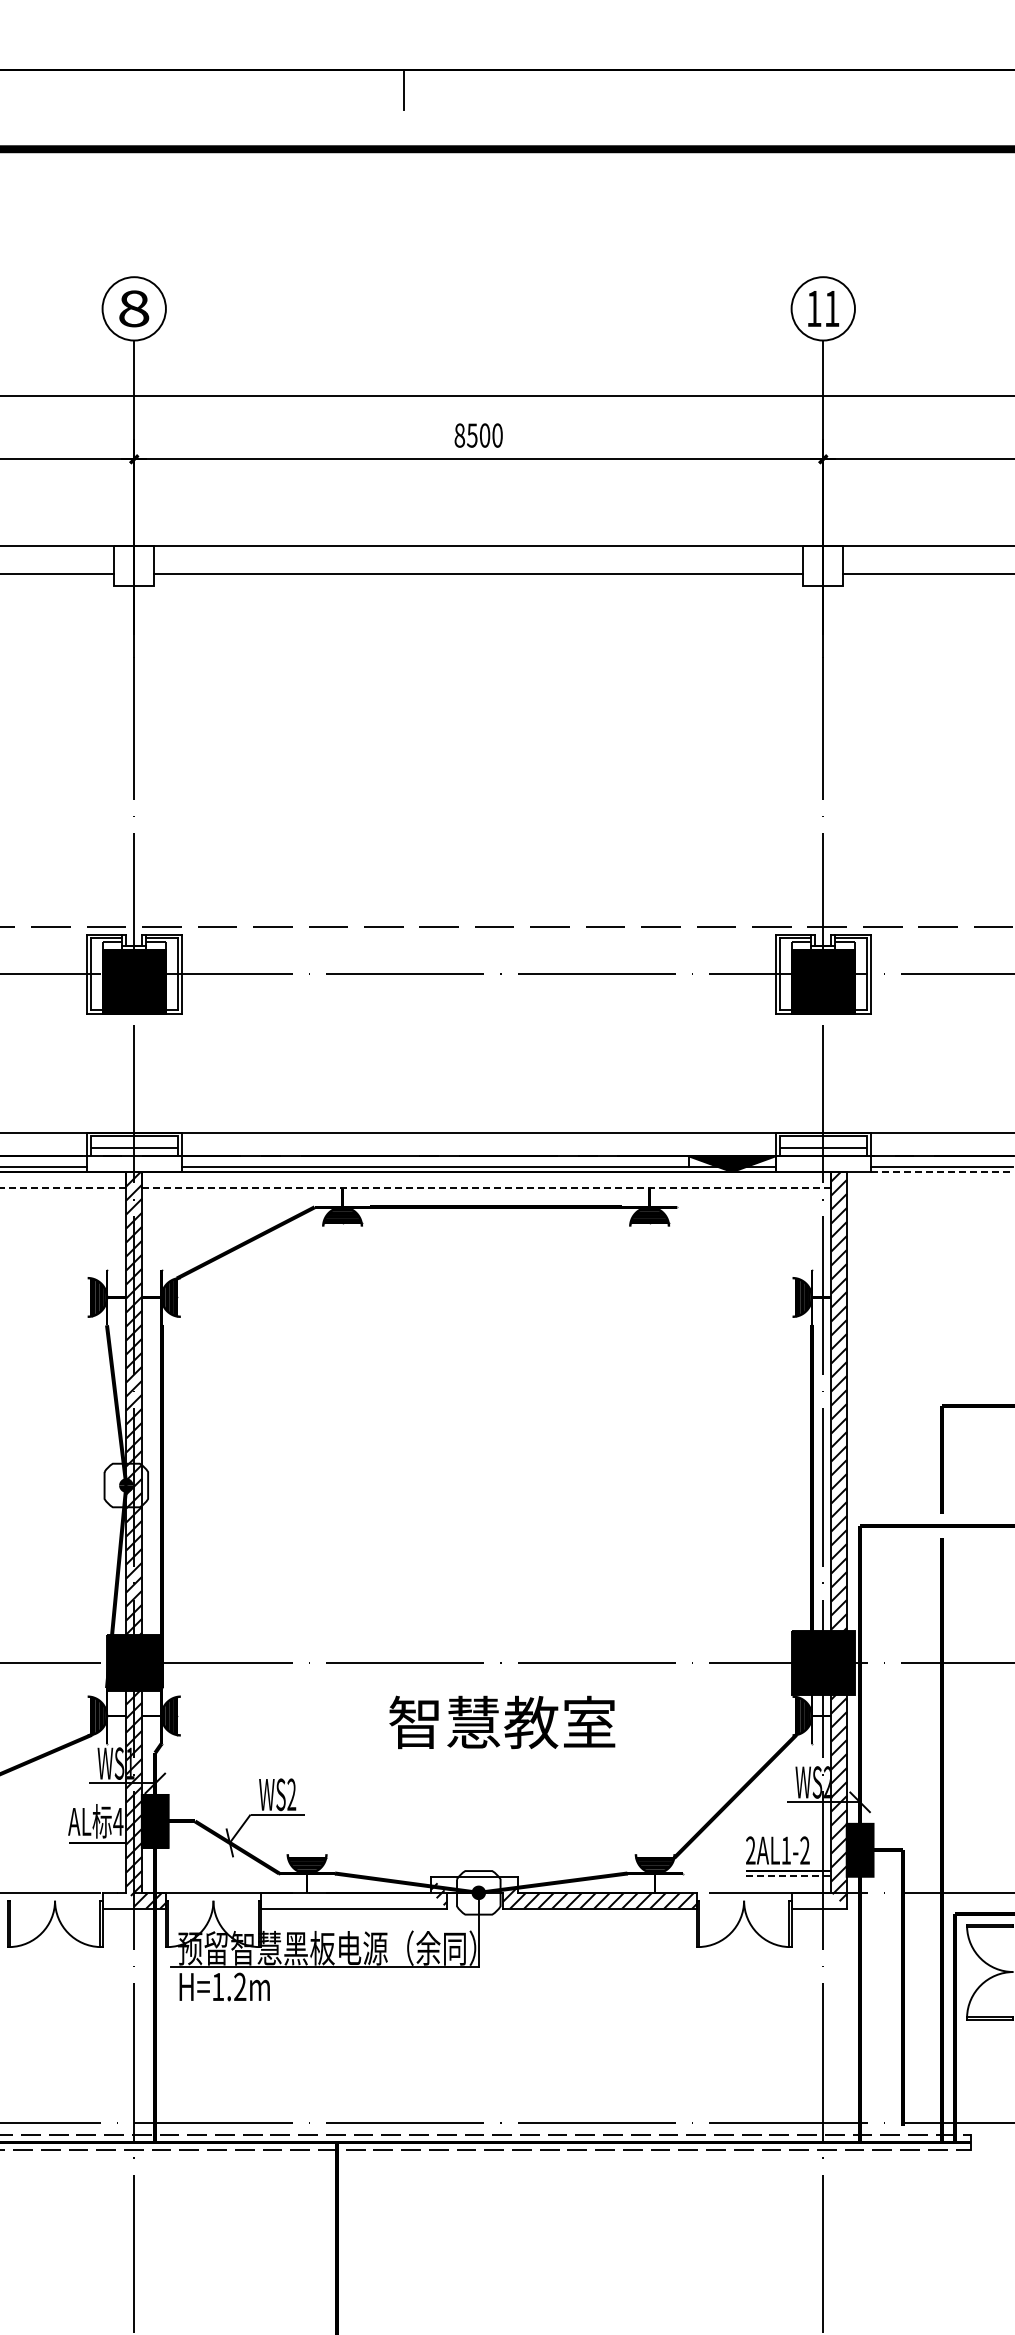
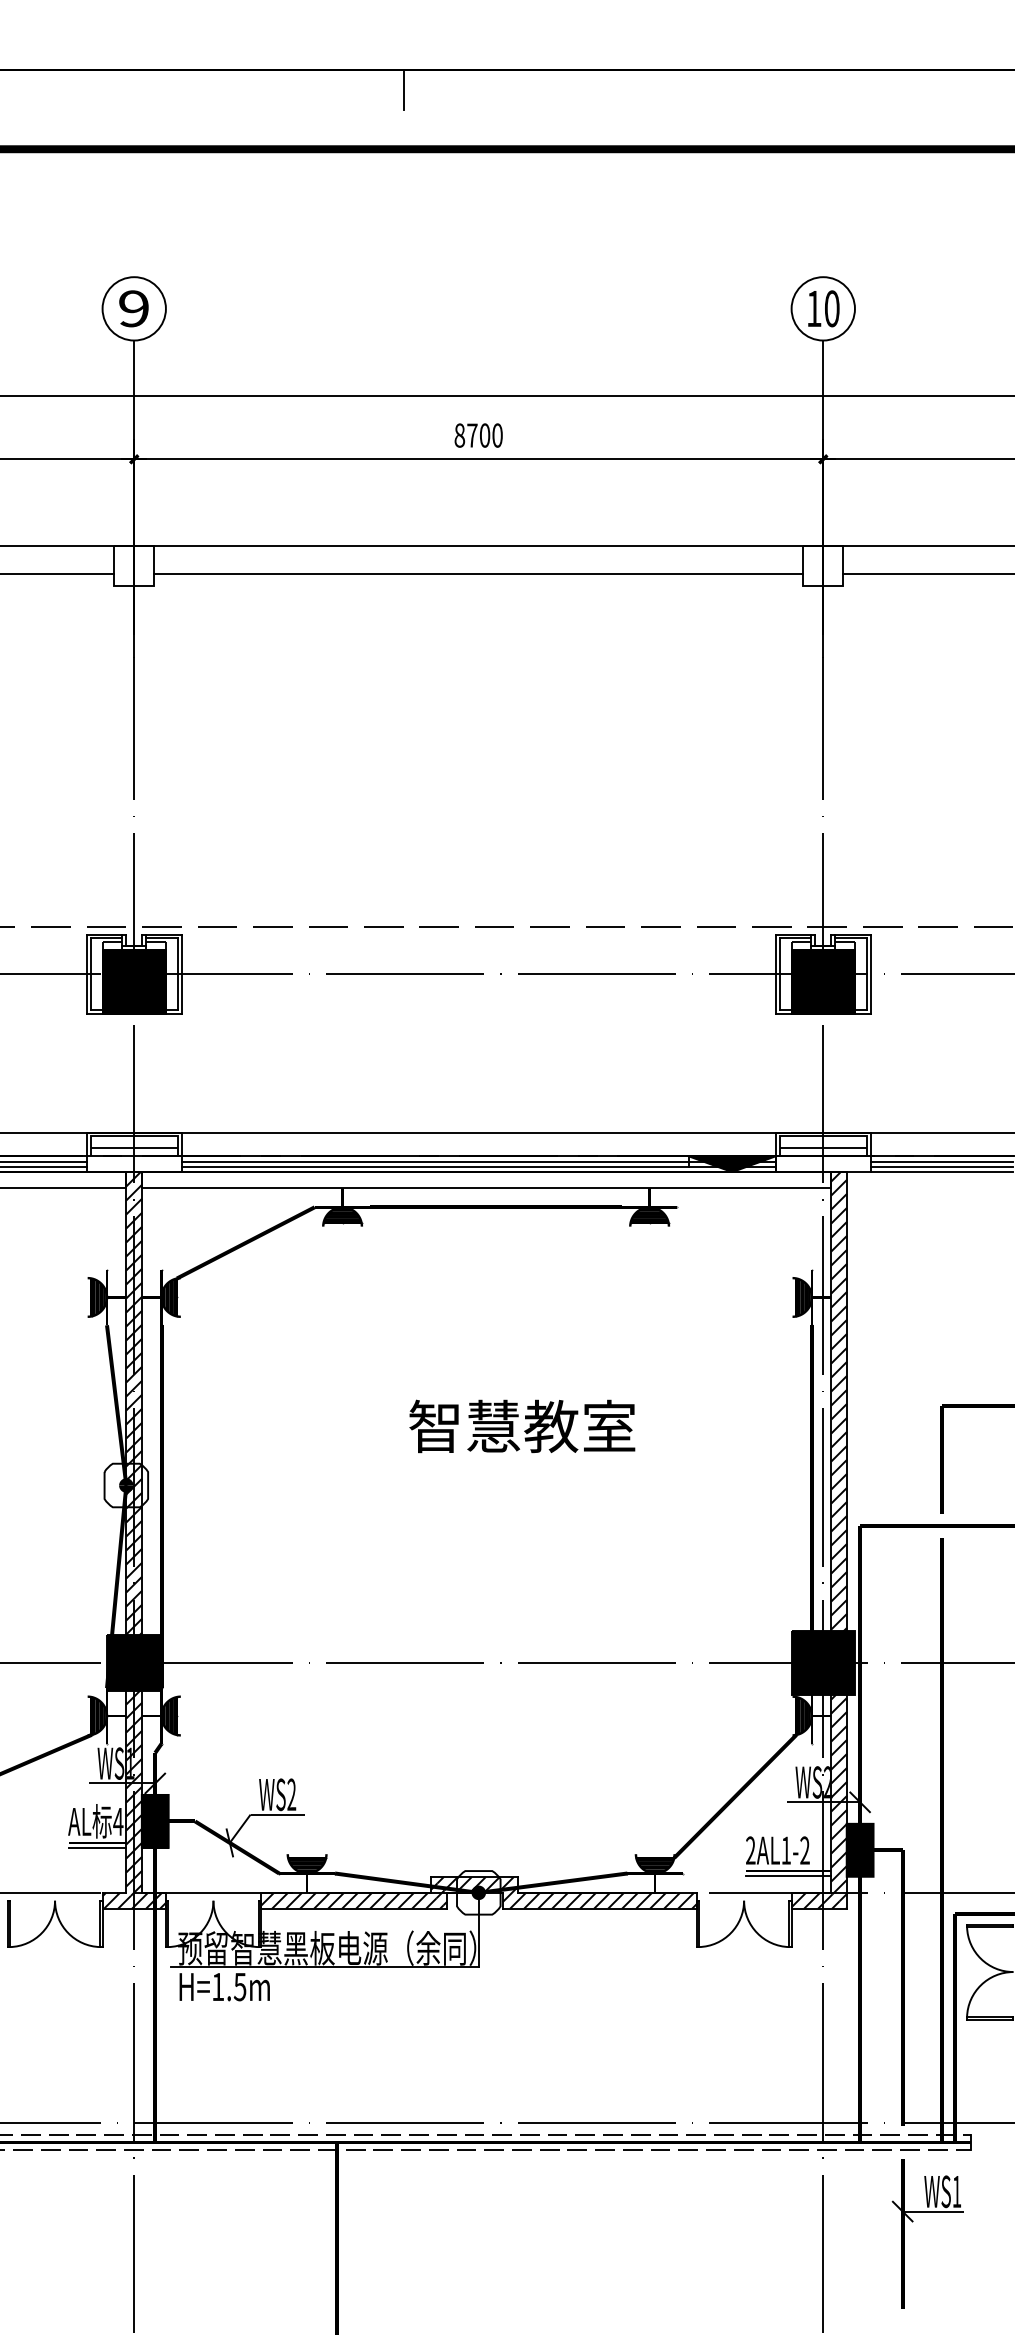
text: 8 -> 9 (134, 308)
text: 11 -> 10 (832, 308)
text: 8500 -> 8700 (472, 435)
line: none -> present (44, 1161)
line: none -> present (478, 1161)
line: none -> present (940, 1161)
line: dashed -> solid (942, 1172)
line: dashed -> solid (63, 1187)
line: dashed -> solid (486, 1187)
text position: (502, 1722) -> (522, 1426) (522, 1426)
line: none -> present (97, 1847)
line: dashed -> solid (789, 1876)
hatch: none -> present (475, 1884)
hatch: none -> present (118, 1900)
hatch: none -> present (351, 1900)
hatch: none -> present (818, 1900)
text: H=1.2m -> H=1.5m (239, 1986)
part: none -> present (913, 2221)
